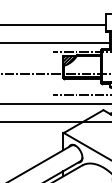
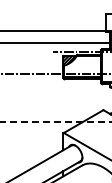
line position: (53, 25) -> (53, 31) (53, 31)
line: present -> none (80, 95)
line: present -> none (55, 104)
line: solid -> dashed (56, 122)
